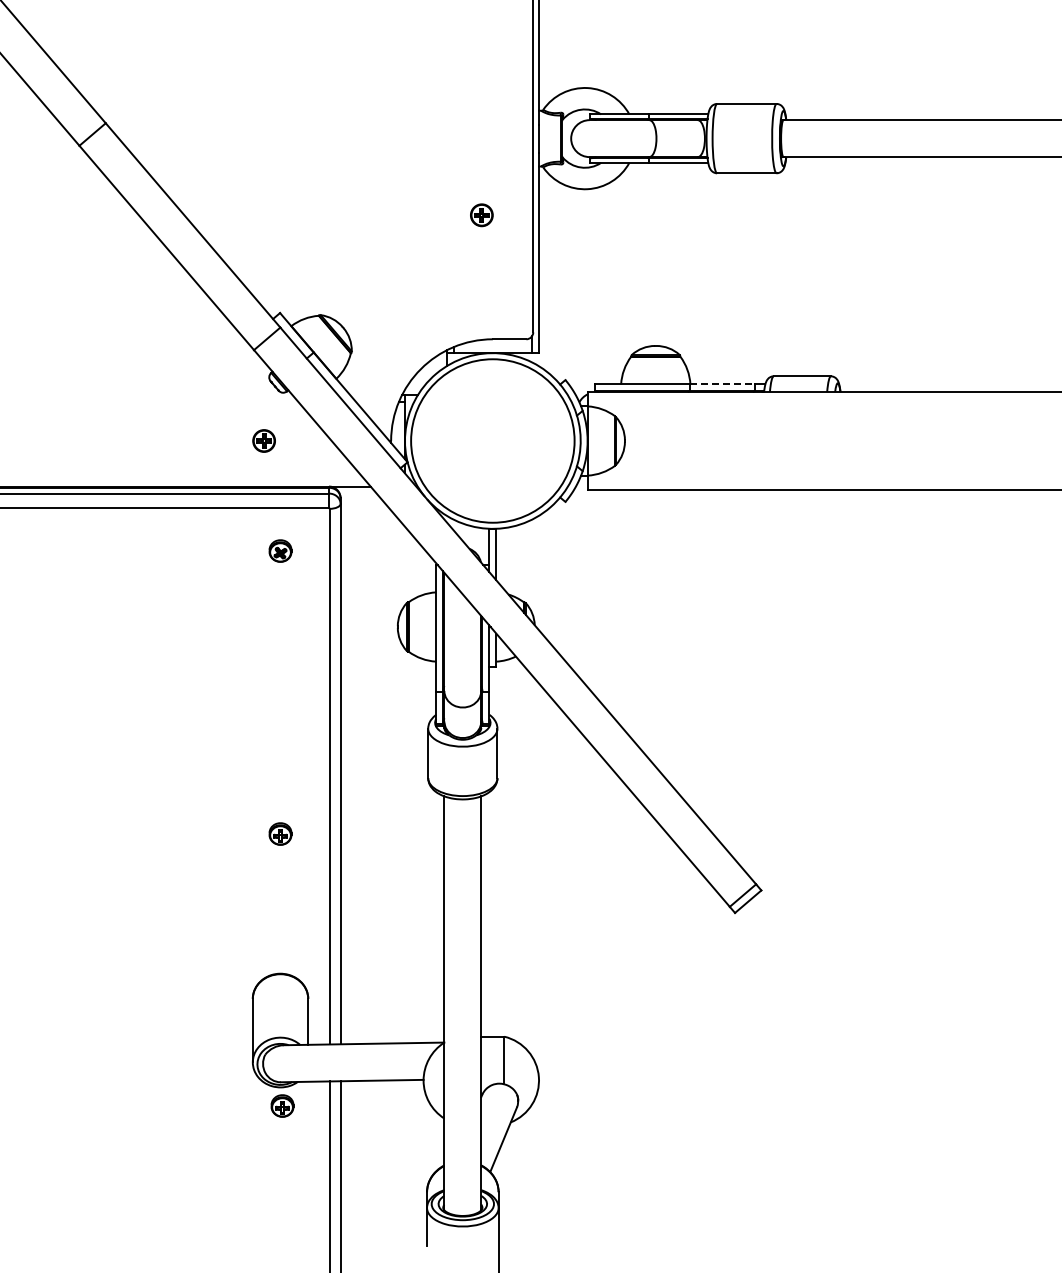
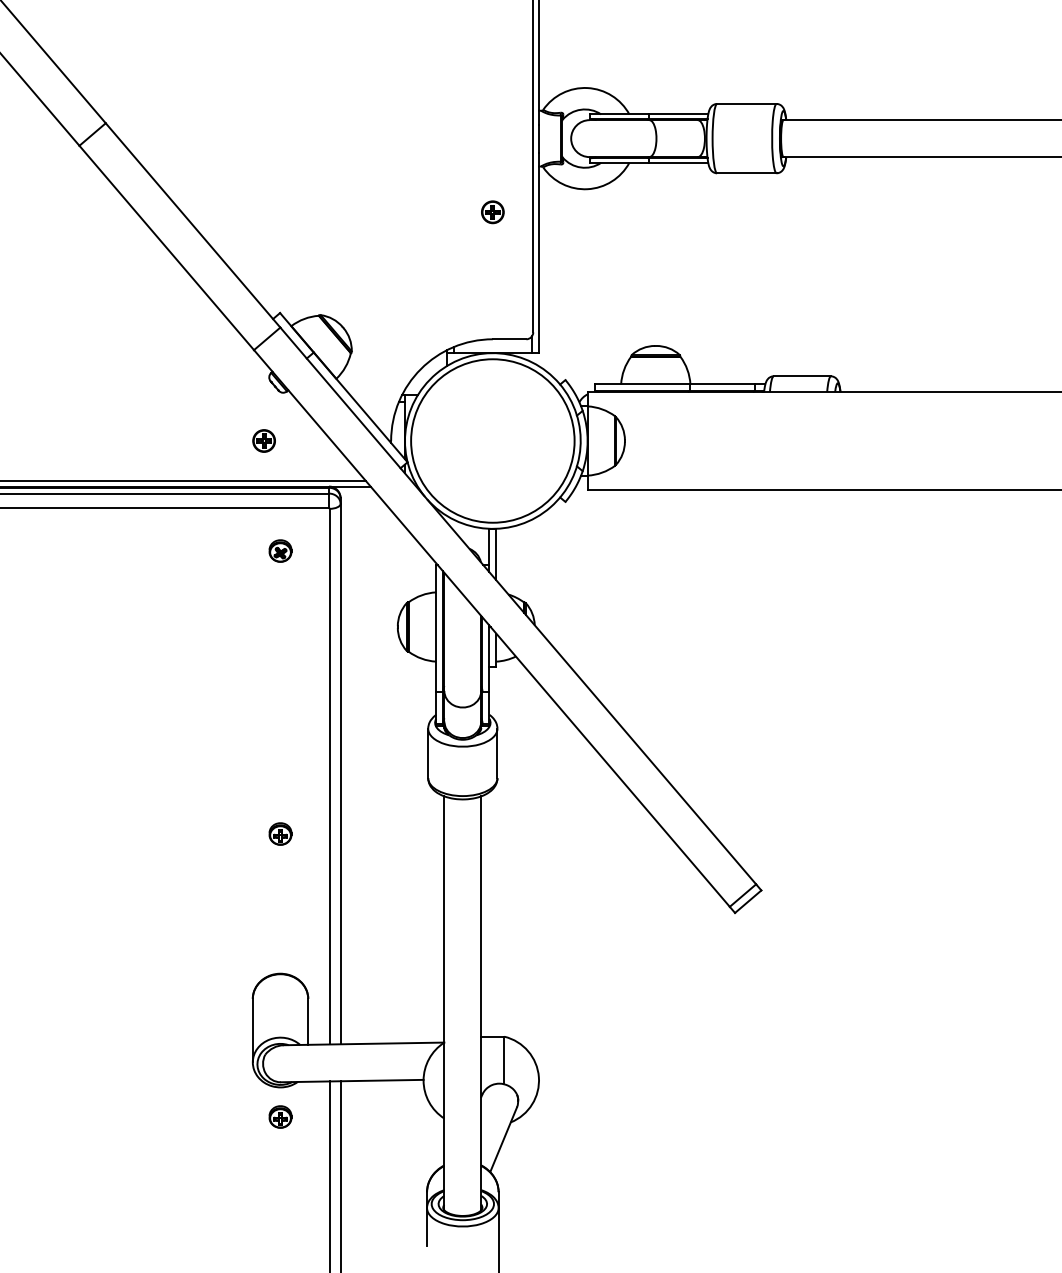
part position: (481, 215) -> (492, 212) (492, 212)
line: dashed -> solid (722, 384)
line: none -> present (184, 481)
part position: (282, 1105) -> (280, 1116) (280, 1116)
